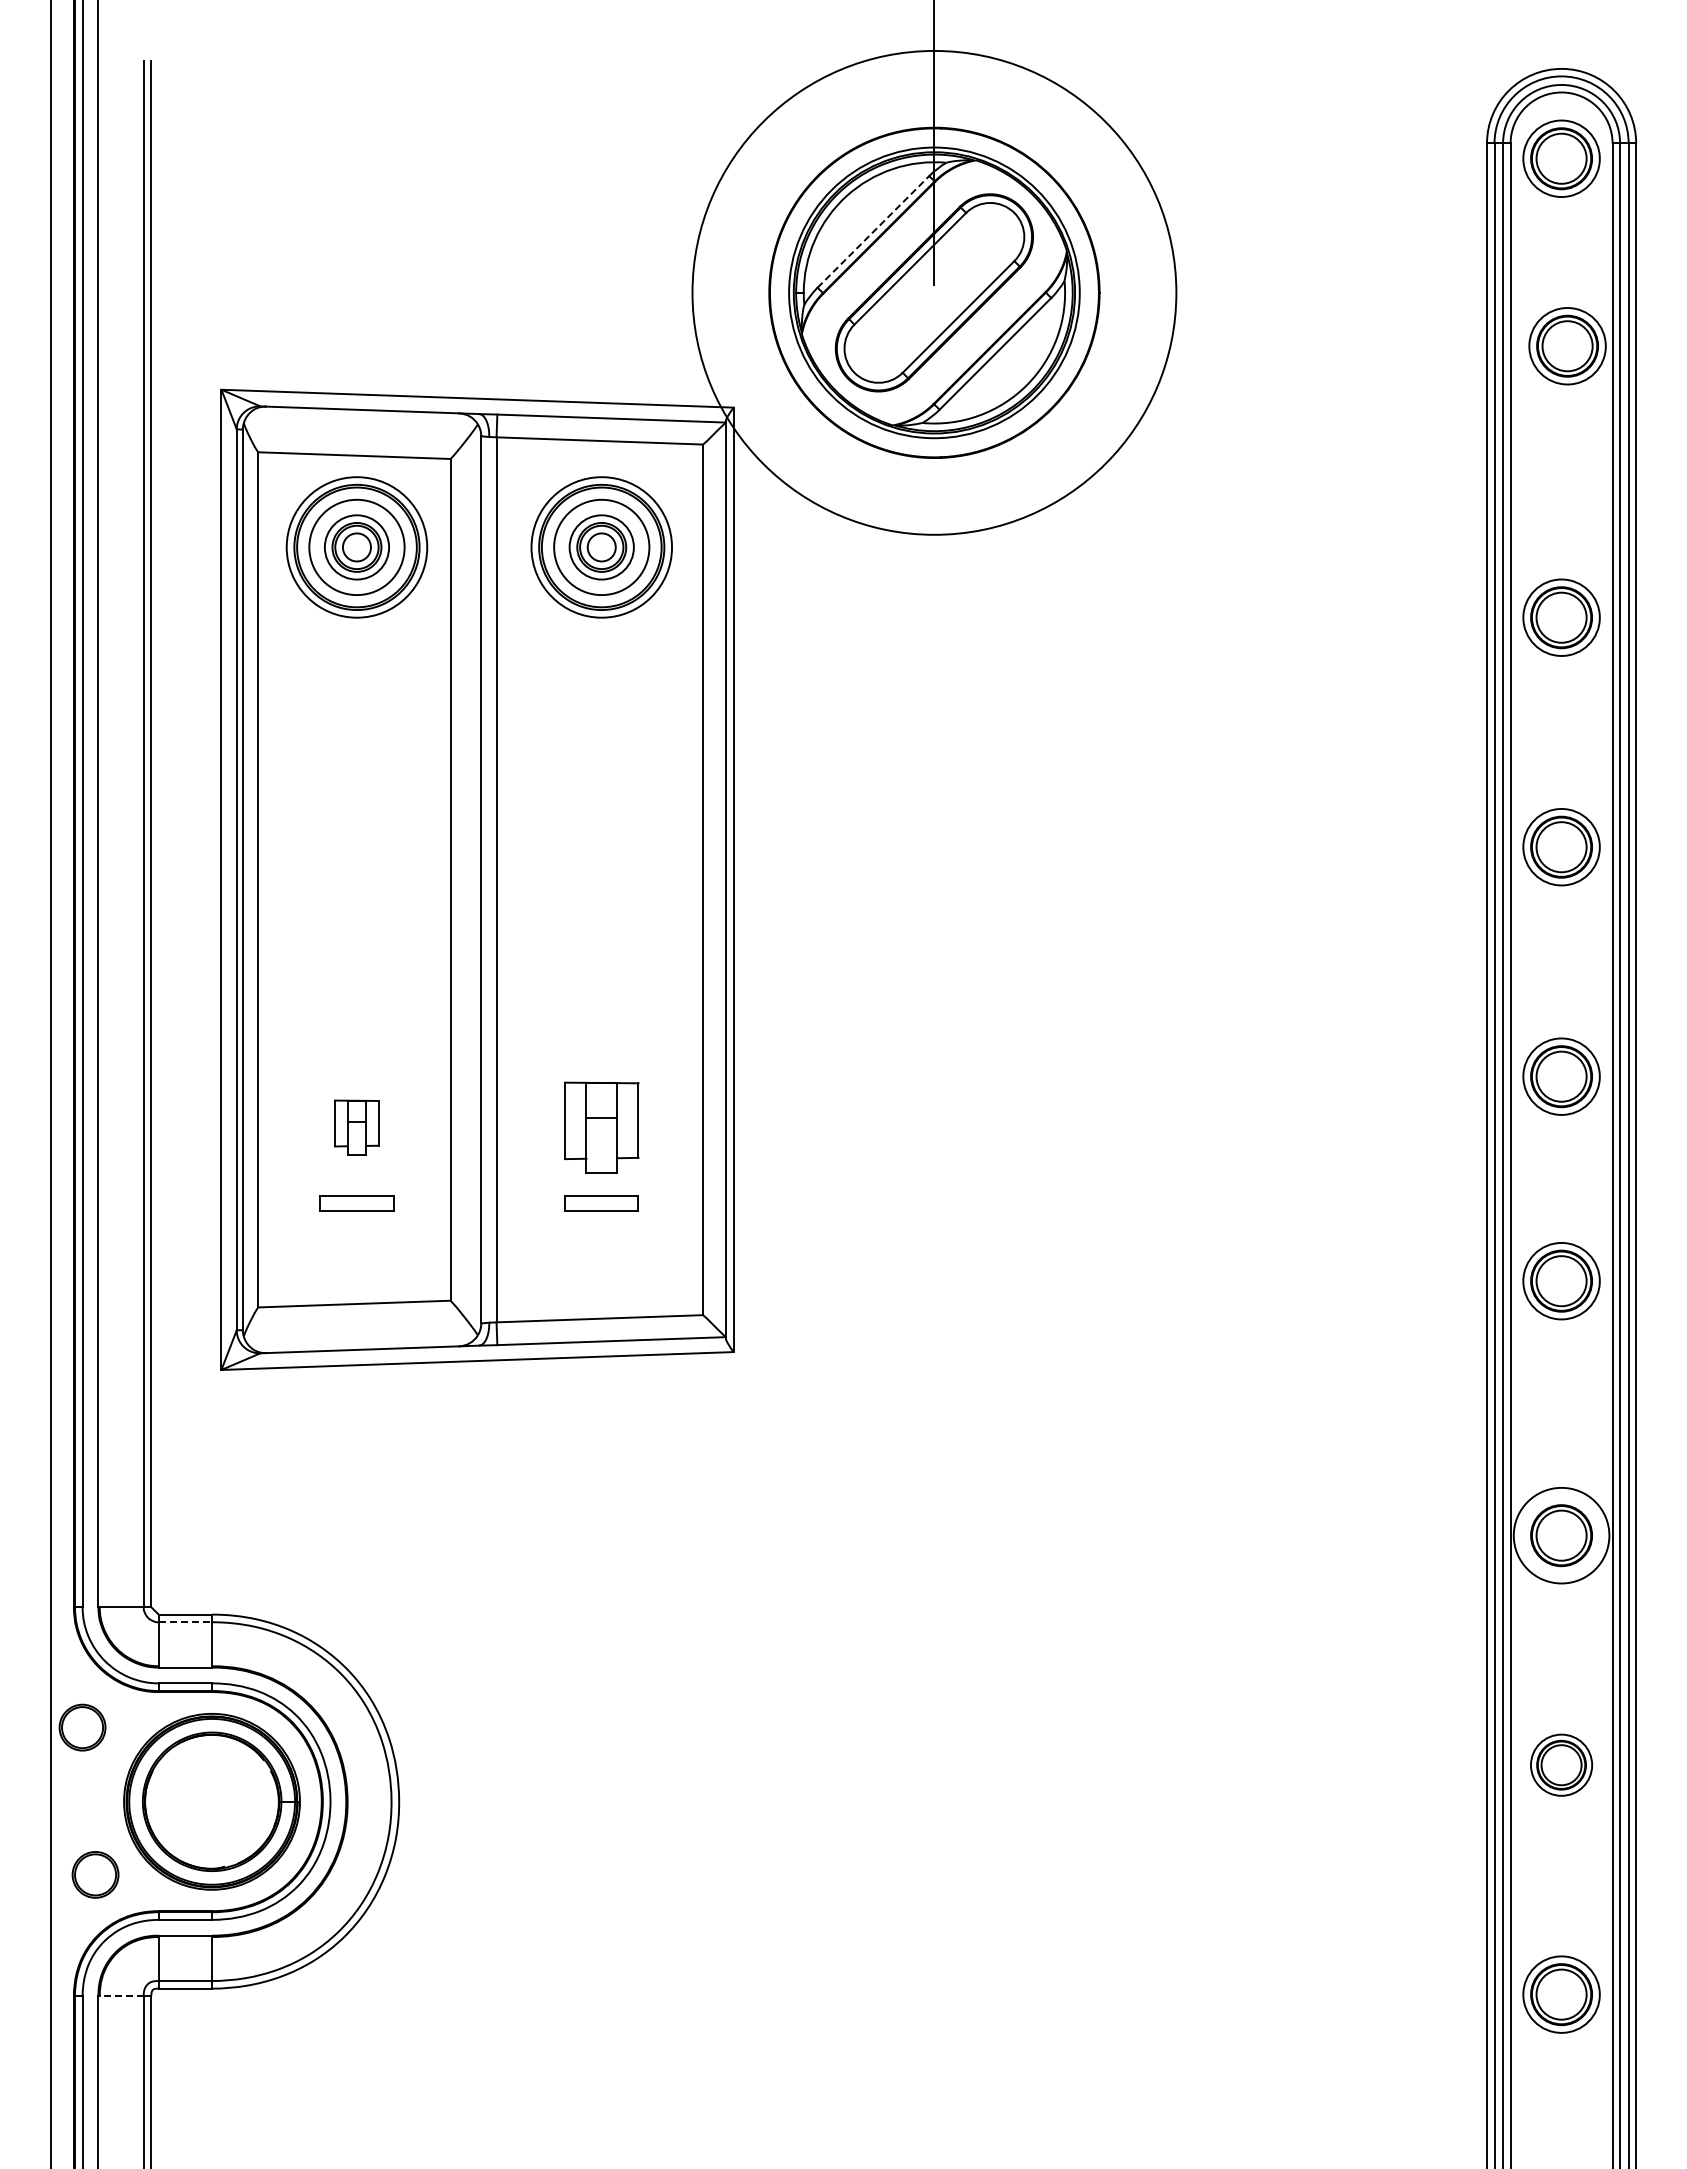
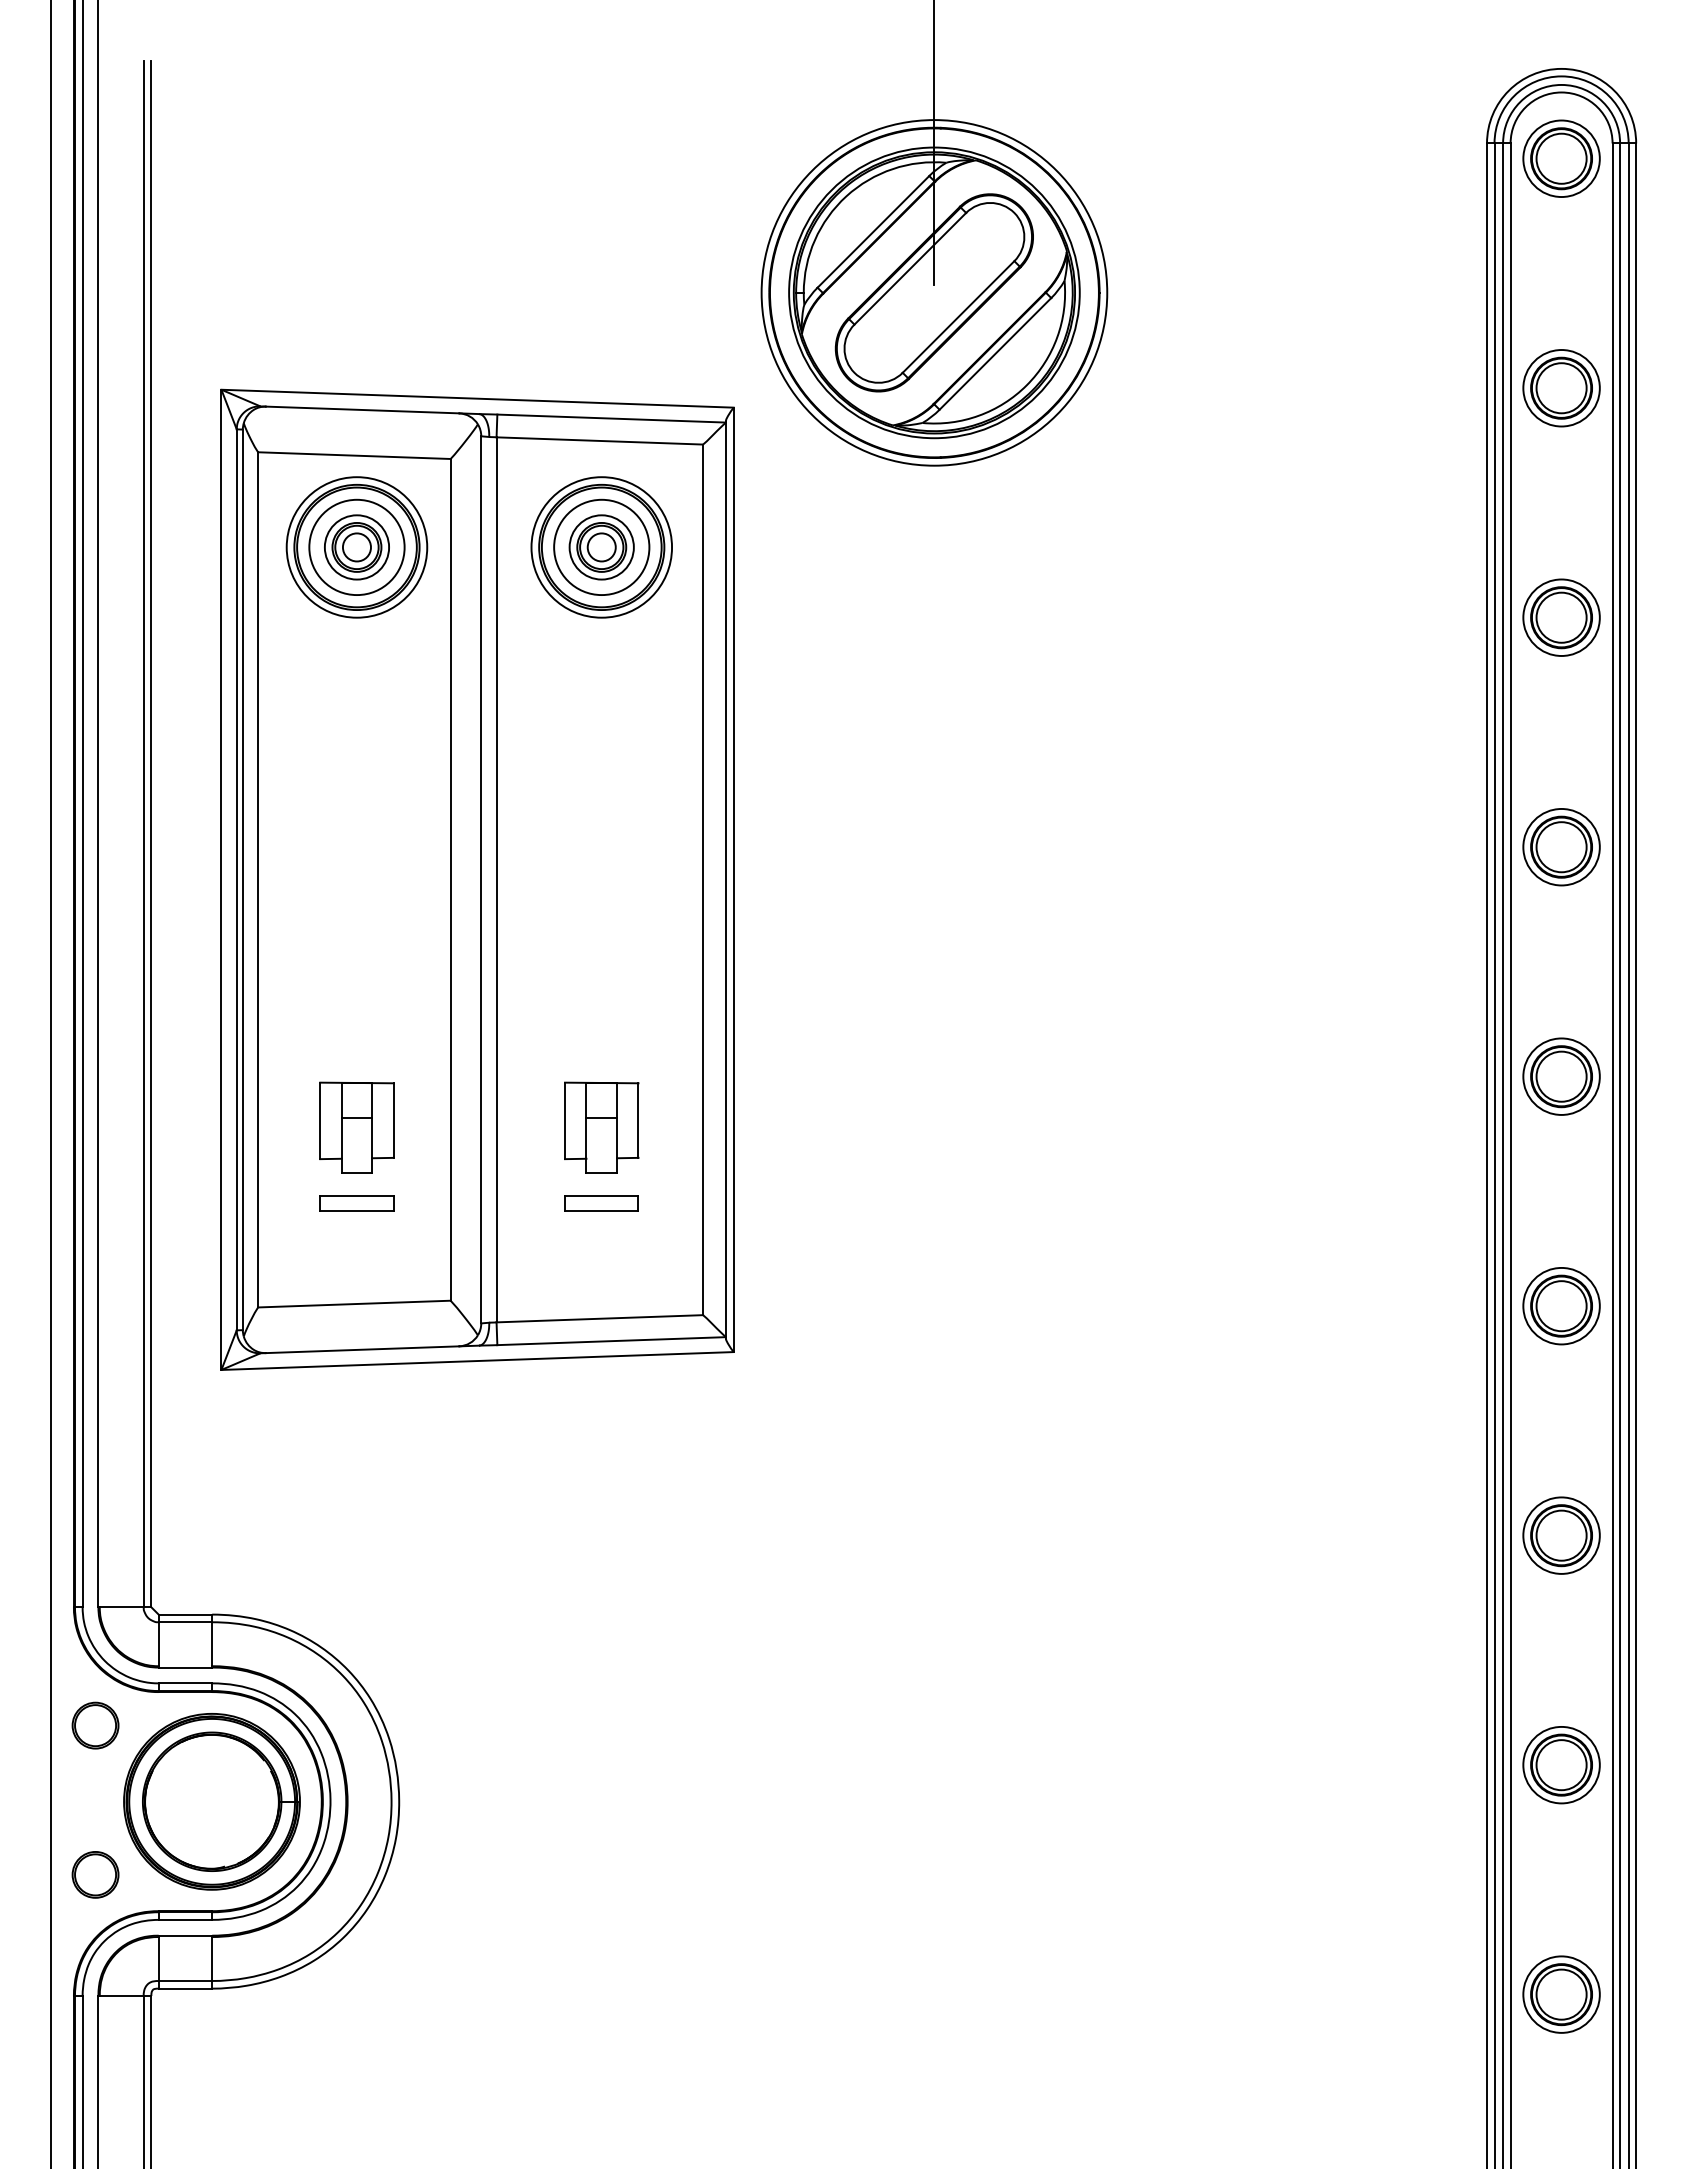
line: dashed -> solid (873, 231)
circle diameter: 484 px -> 346 px (934, 292)
part position: (1567, 346) -> (1561, 388) (1561, 388)
part size: 46x57 px -> 76x93 px (356, 1127)
part position: (1561, 1281) -> (1561, 1306) (1561, 1306)
circle diameter: 96 px -> 76 px (1561, 1535)
line: dashed -> solid (185, 1622)
part position: (82, 1727) -> (95, 1725) (95, 1725)
part size: 64x64 px -> 79x79 px (1561, 1765)
line: dashed -> solid (121, 1995)
